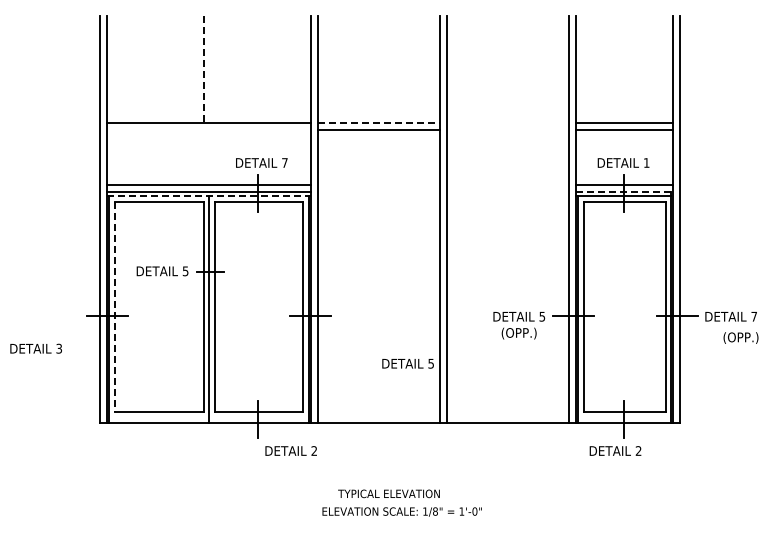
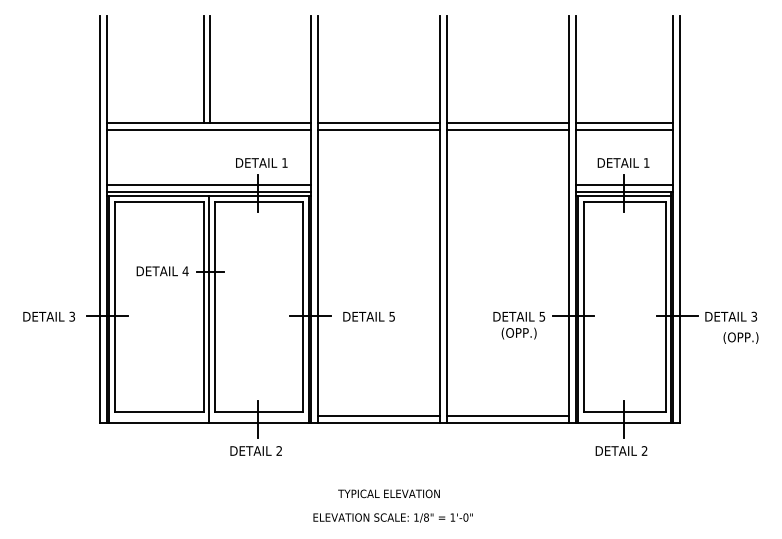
line: none -> present (210, 69)
line: dashed -> solid (203, 70)
line: dashed -> solid (379, 122)
line: none -> present (508, 122)
line: none -> present (209, 129)
line: none -> present (508, 129)
text: 7 -> 1 (284, 162)
line: dashed -> solid (624, 191)
line: dashed -> solid (209, 196)
text: 5 -> 4 (185, 271)
line: dashed -> solid (114, 306)
text: 7 -> 3 (754, 316)
text position: (35, 348) -> (48, 316) (48, 316)
text position: (407, 363) -> (368, 316) (368, 316)
line: none -> present (379, 415)
line: none -> present (508, 415)
text position: (290, 450) -> (255, 450) (255, 450)
text position: (615, 450) -> (621, 450) (621, 450)
text position: (401, 511) -> (392, 517) (392, 517)
